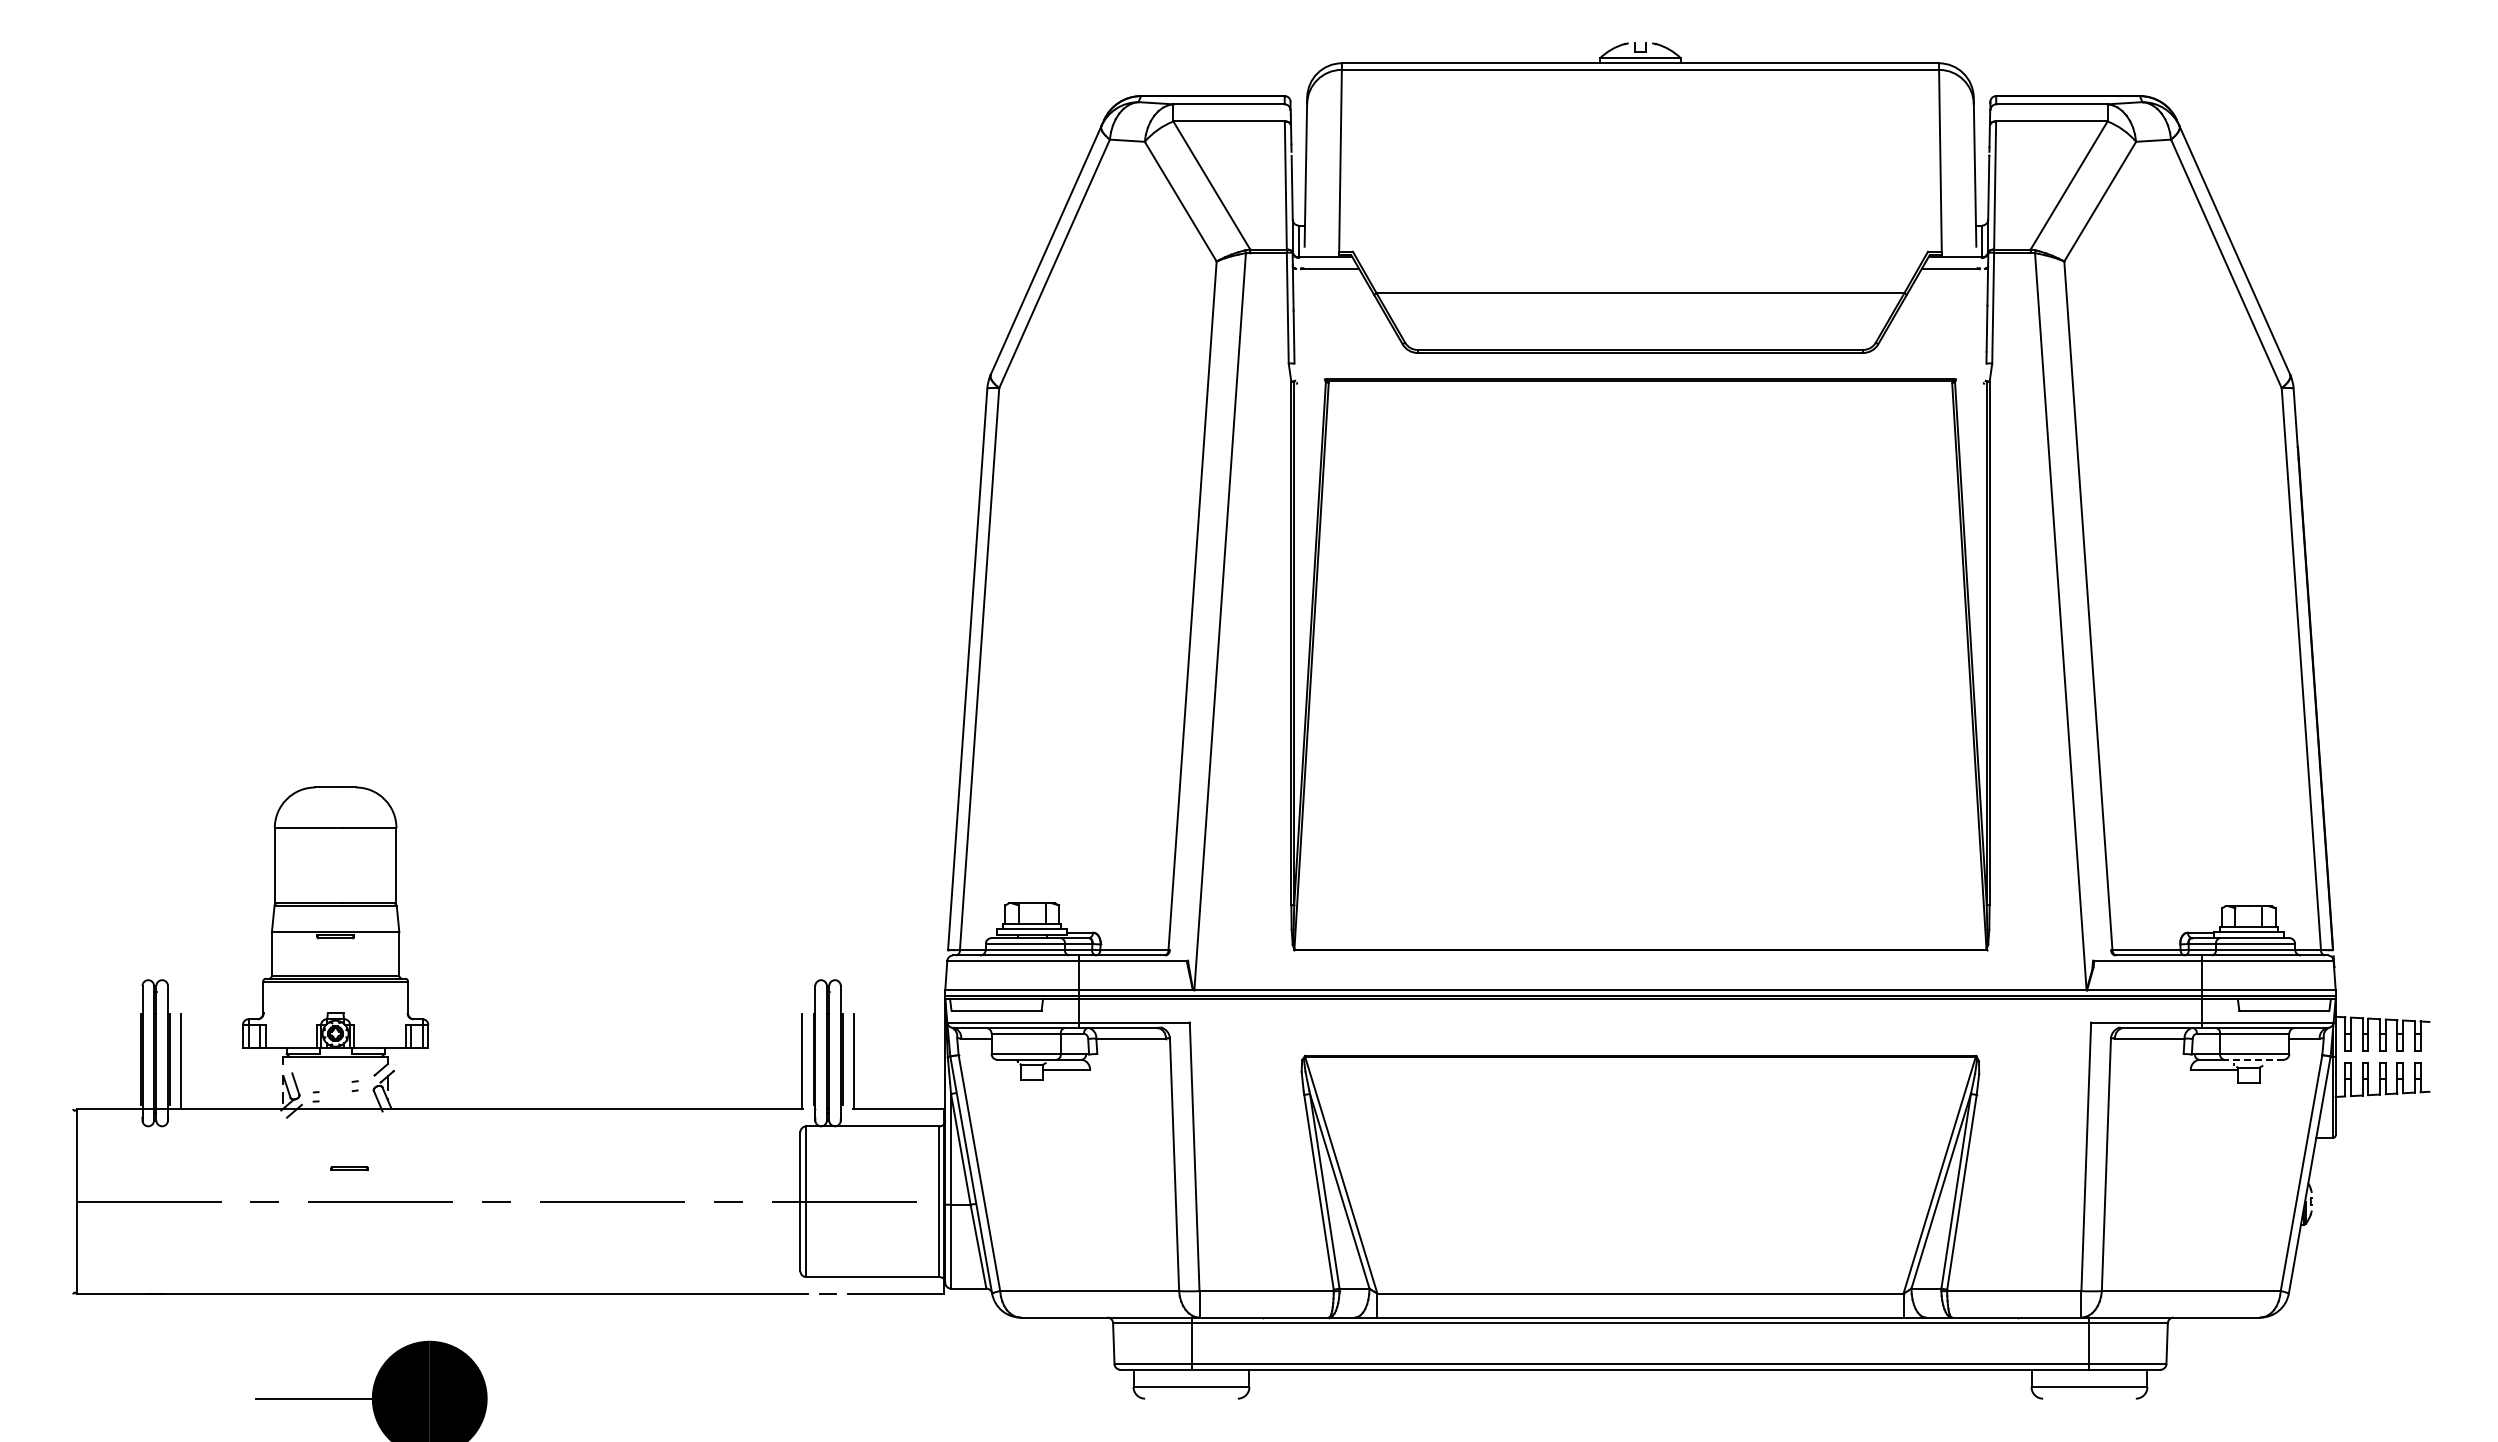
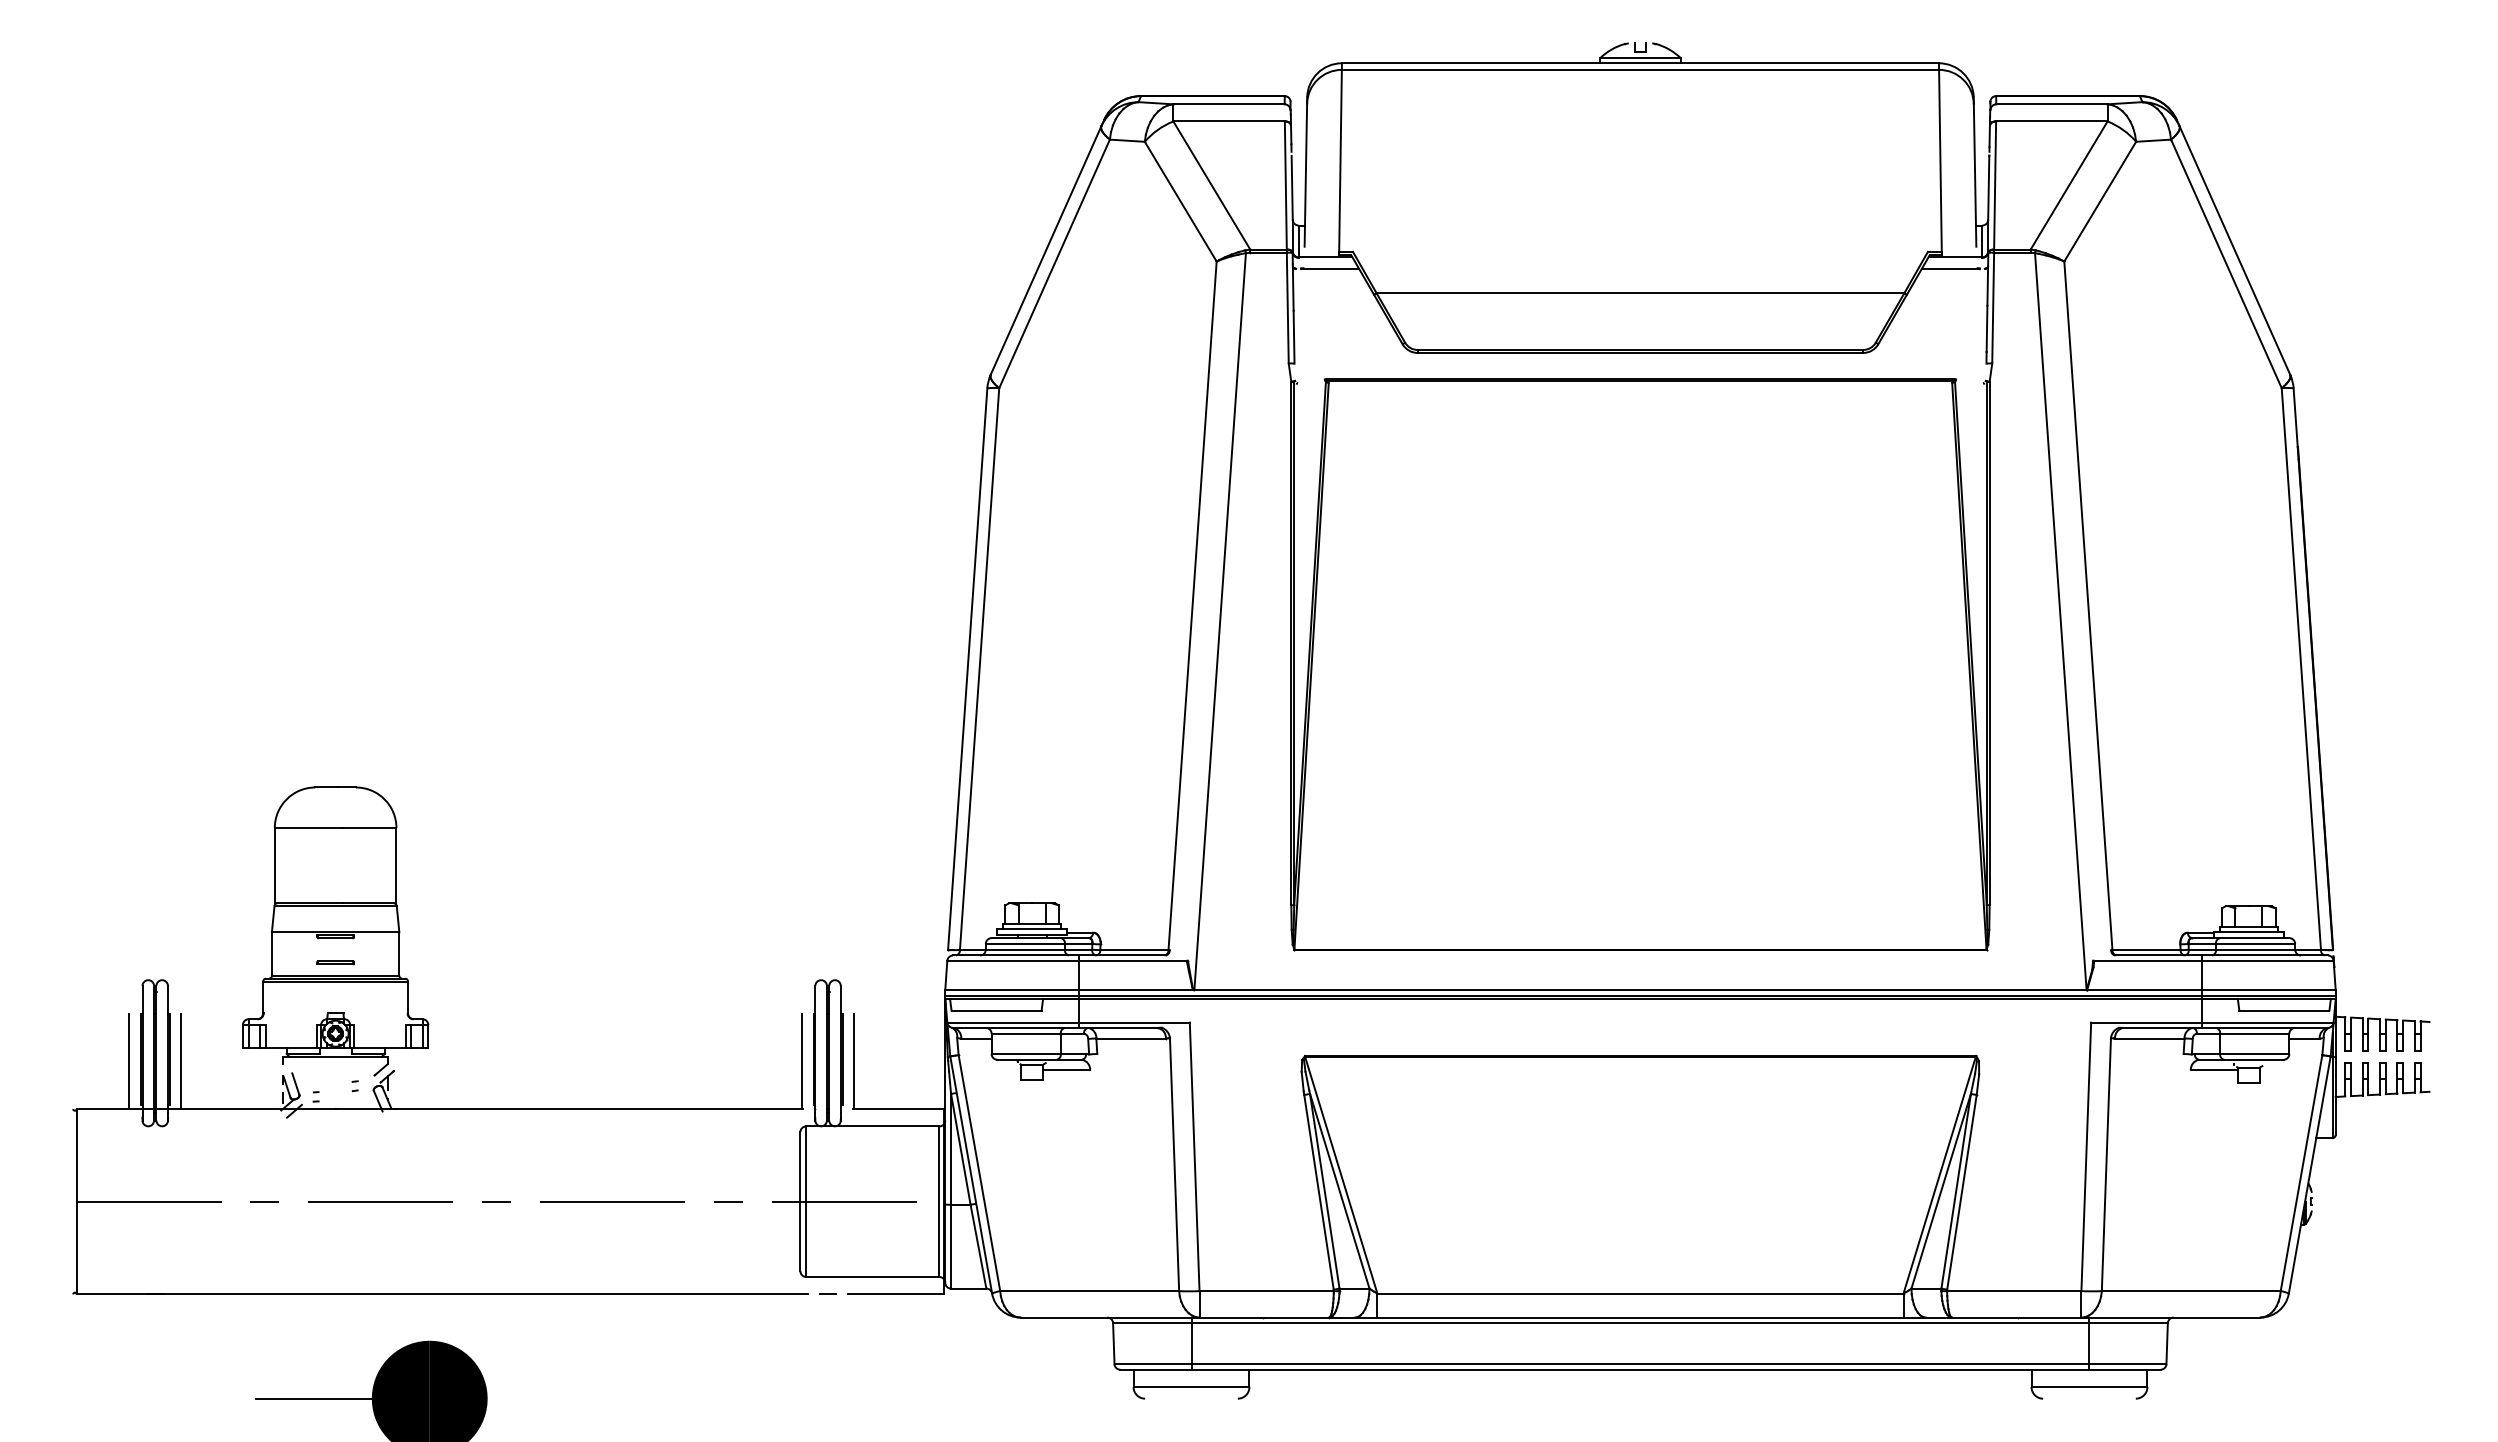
line: dashed -> solid (2253, 1059)
line: none -> present (129, 1061)
part position: (349, 1168) -> (335, 962) (335, 962)
